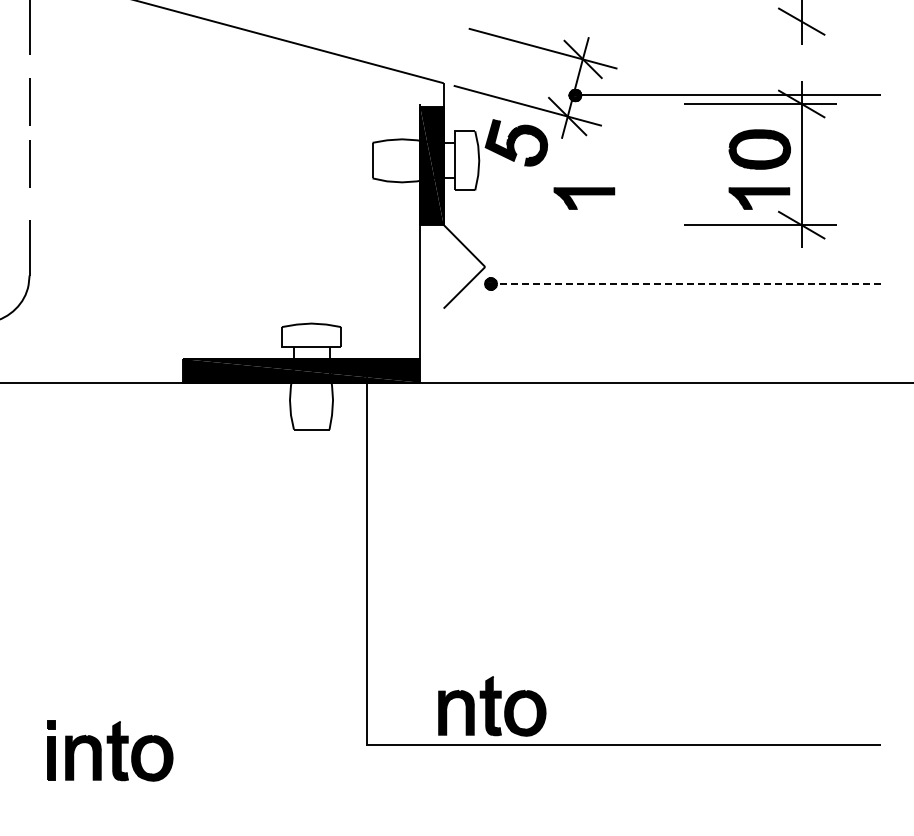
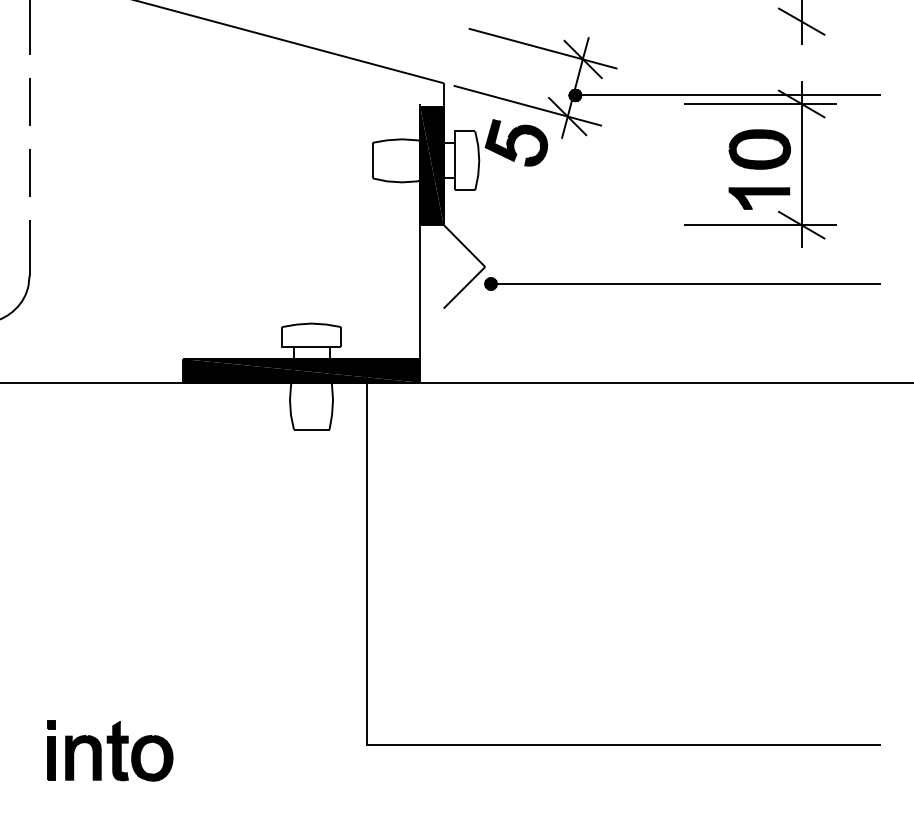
line position: (29, 163) -> (29, 172) (29, 172)
part: present -> none (584, 198)
line: dashed -> solid (688, 284)
part: present -> none (492, 706)
